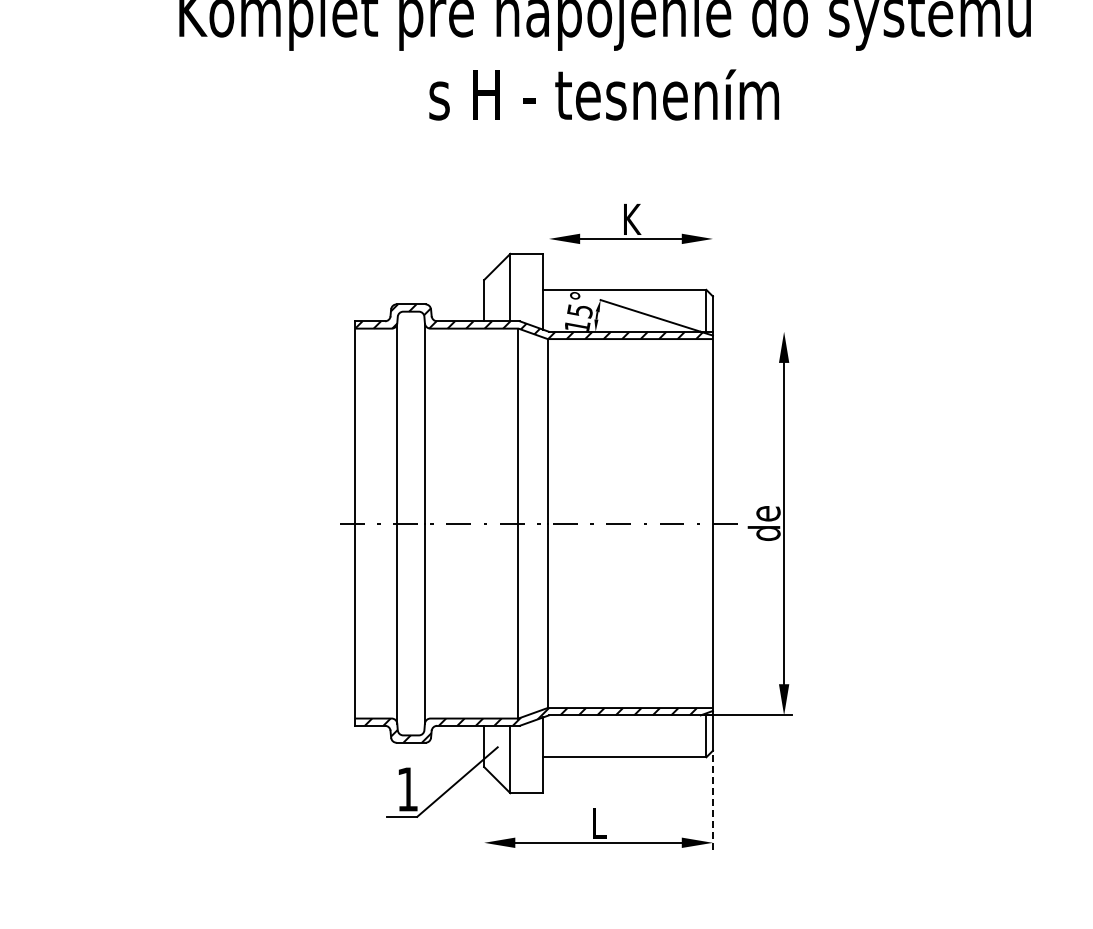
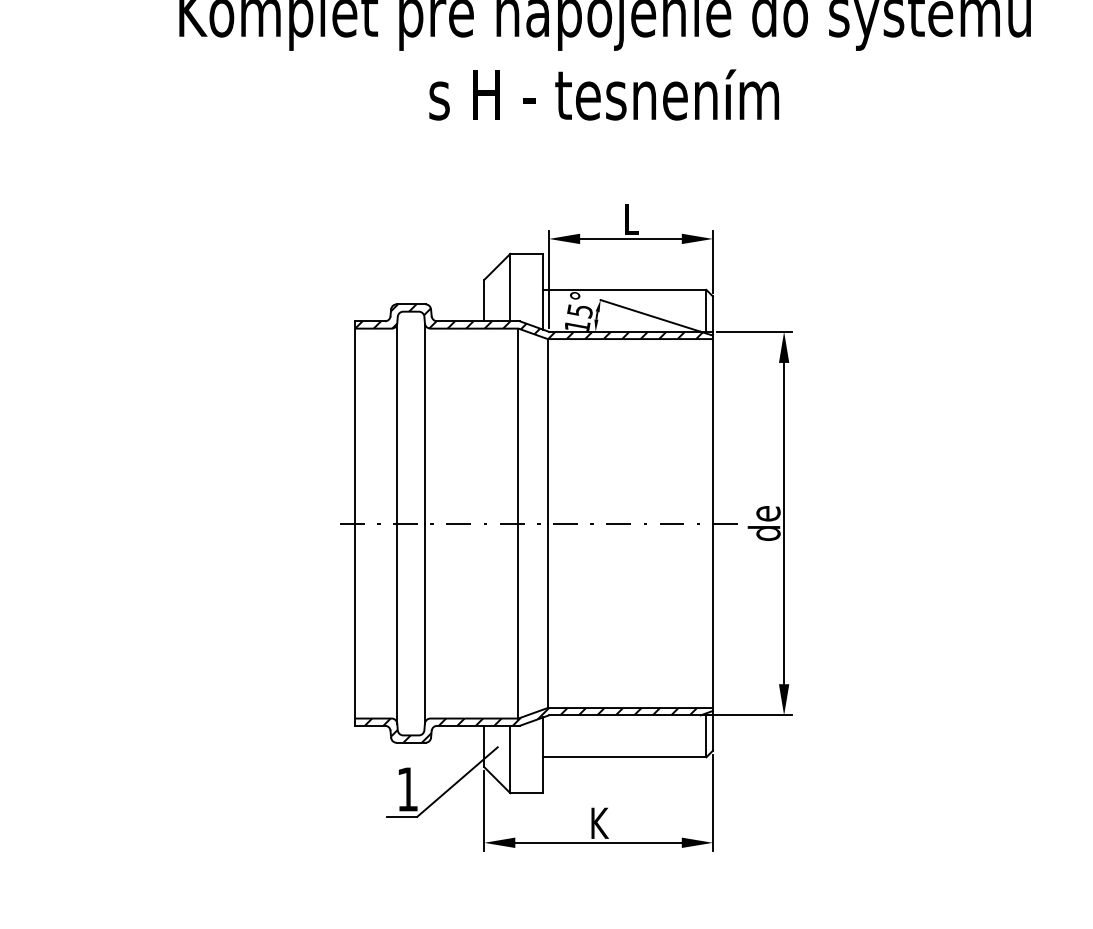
text: K -> L (632, 218)
line: none -> present (712, 261)
line: none -> present (548, 279)
line: none -> present (753, 331)
line: dashed -> solid (712, 803)
line: none -> present (484, 810)
text: L -> K (599, 822)
